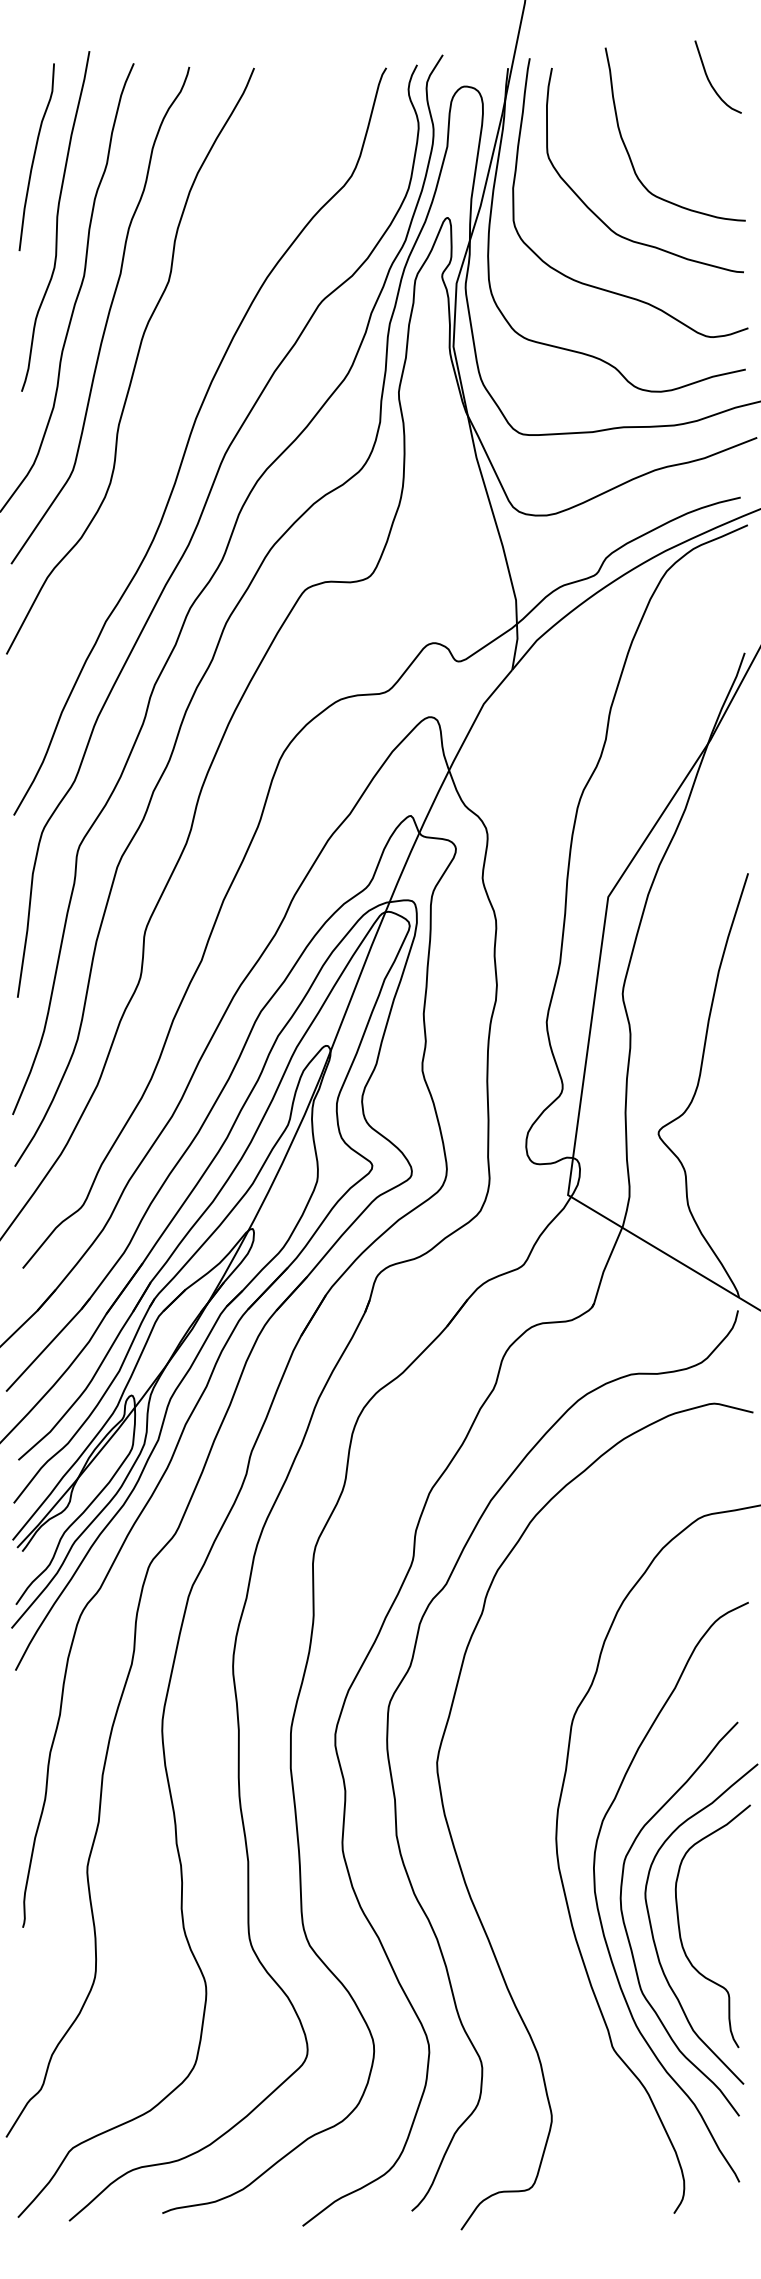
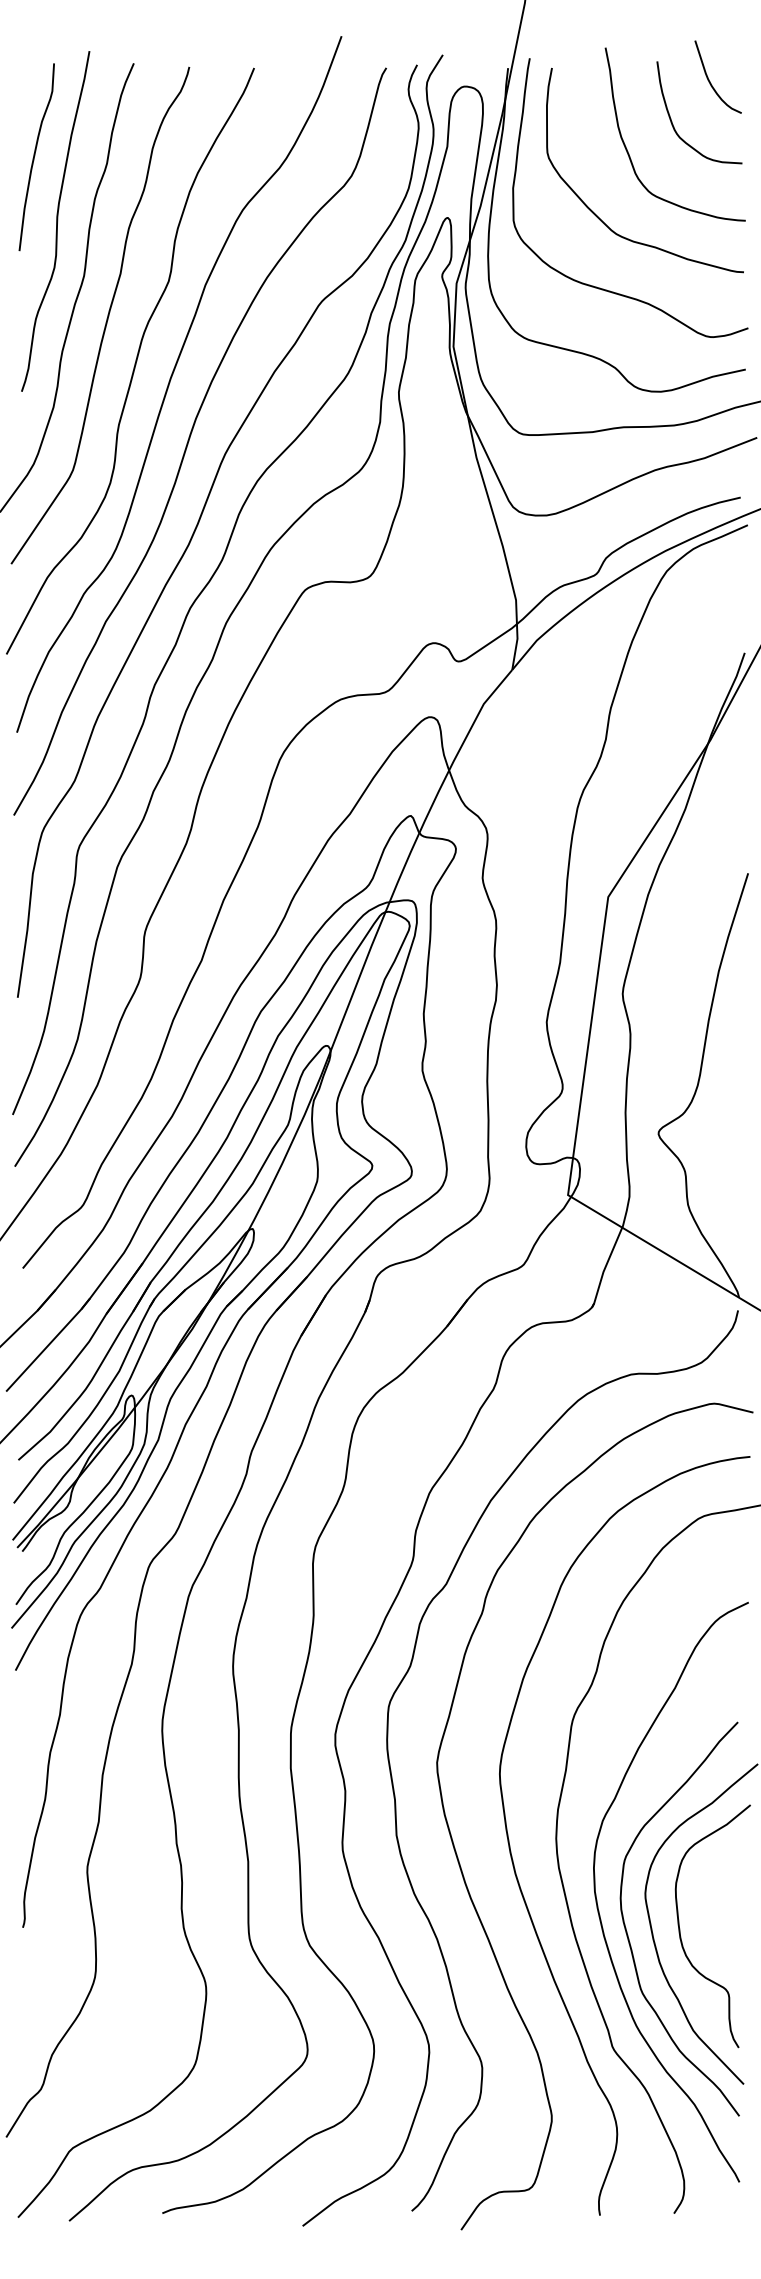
curve: none -> present (672, 121)
curve: none -> present (170, 382)
curve: none -> present (514, 1864)
